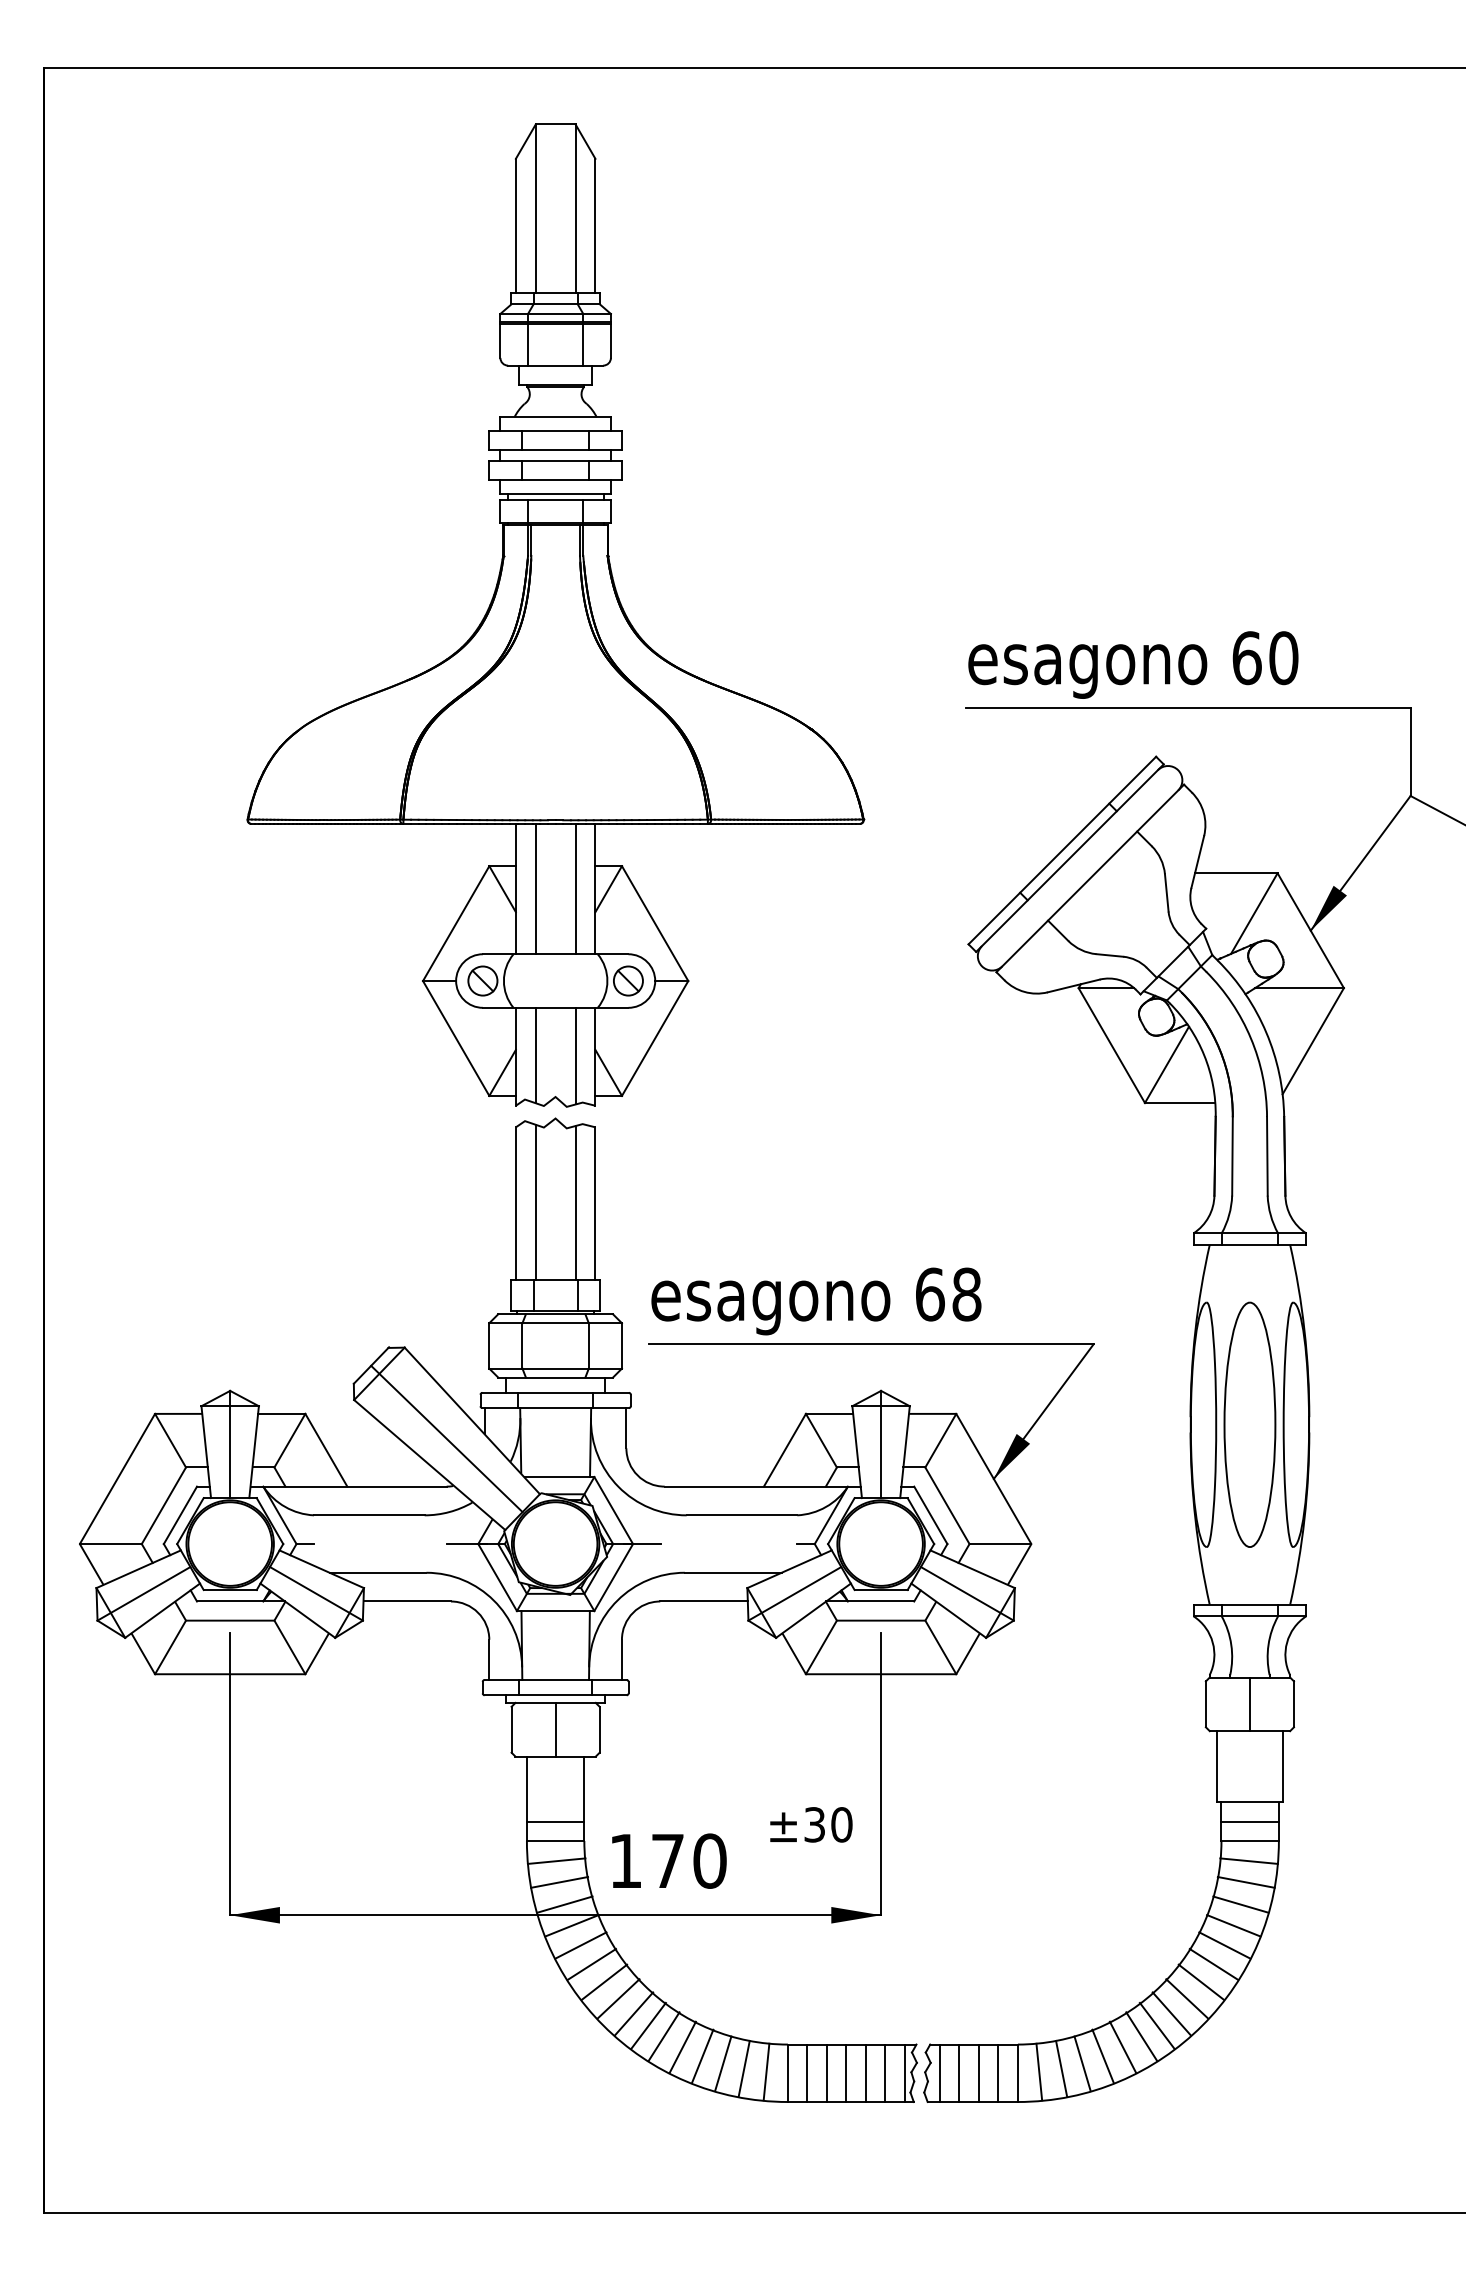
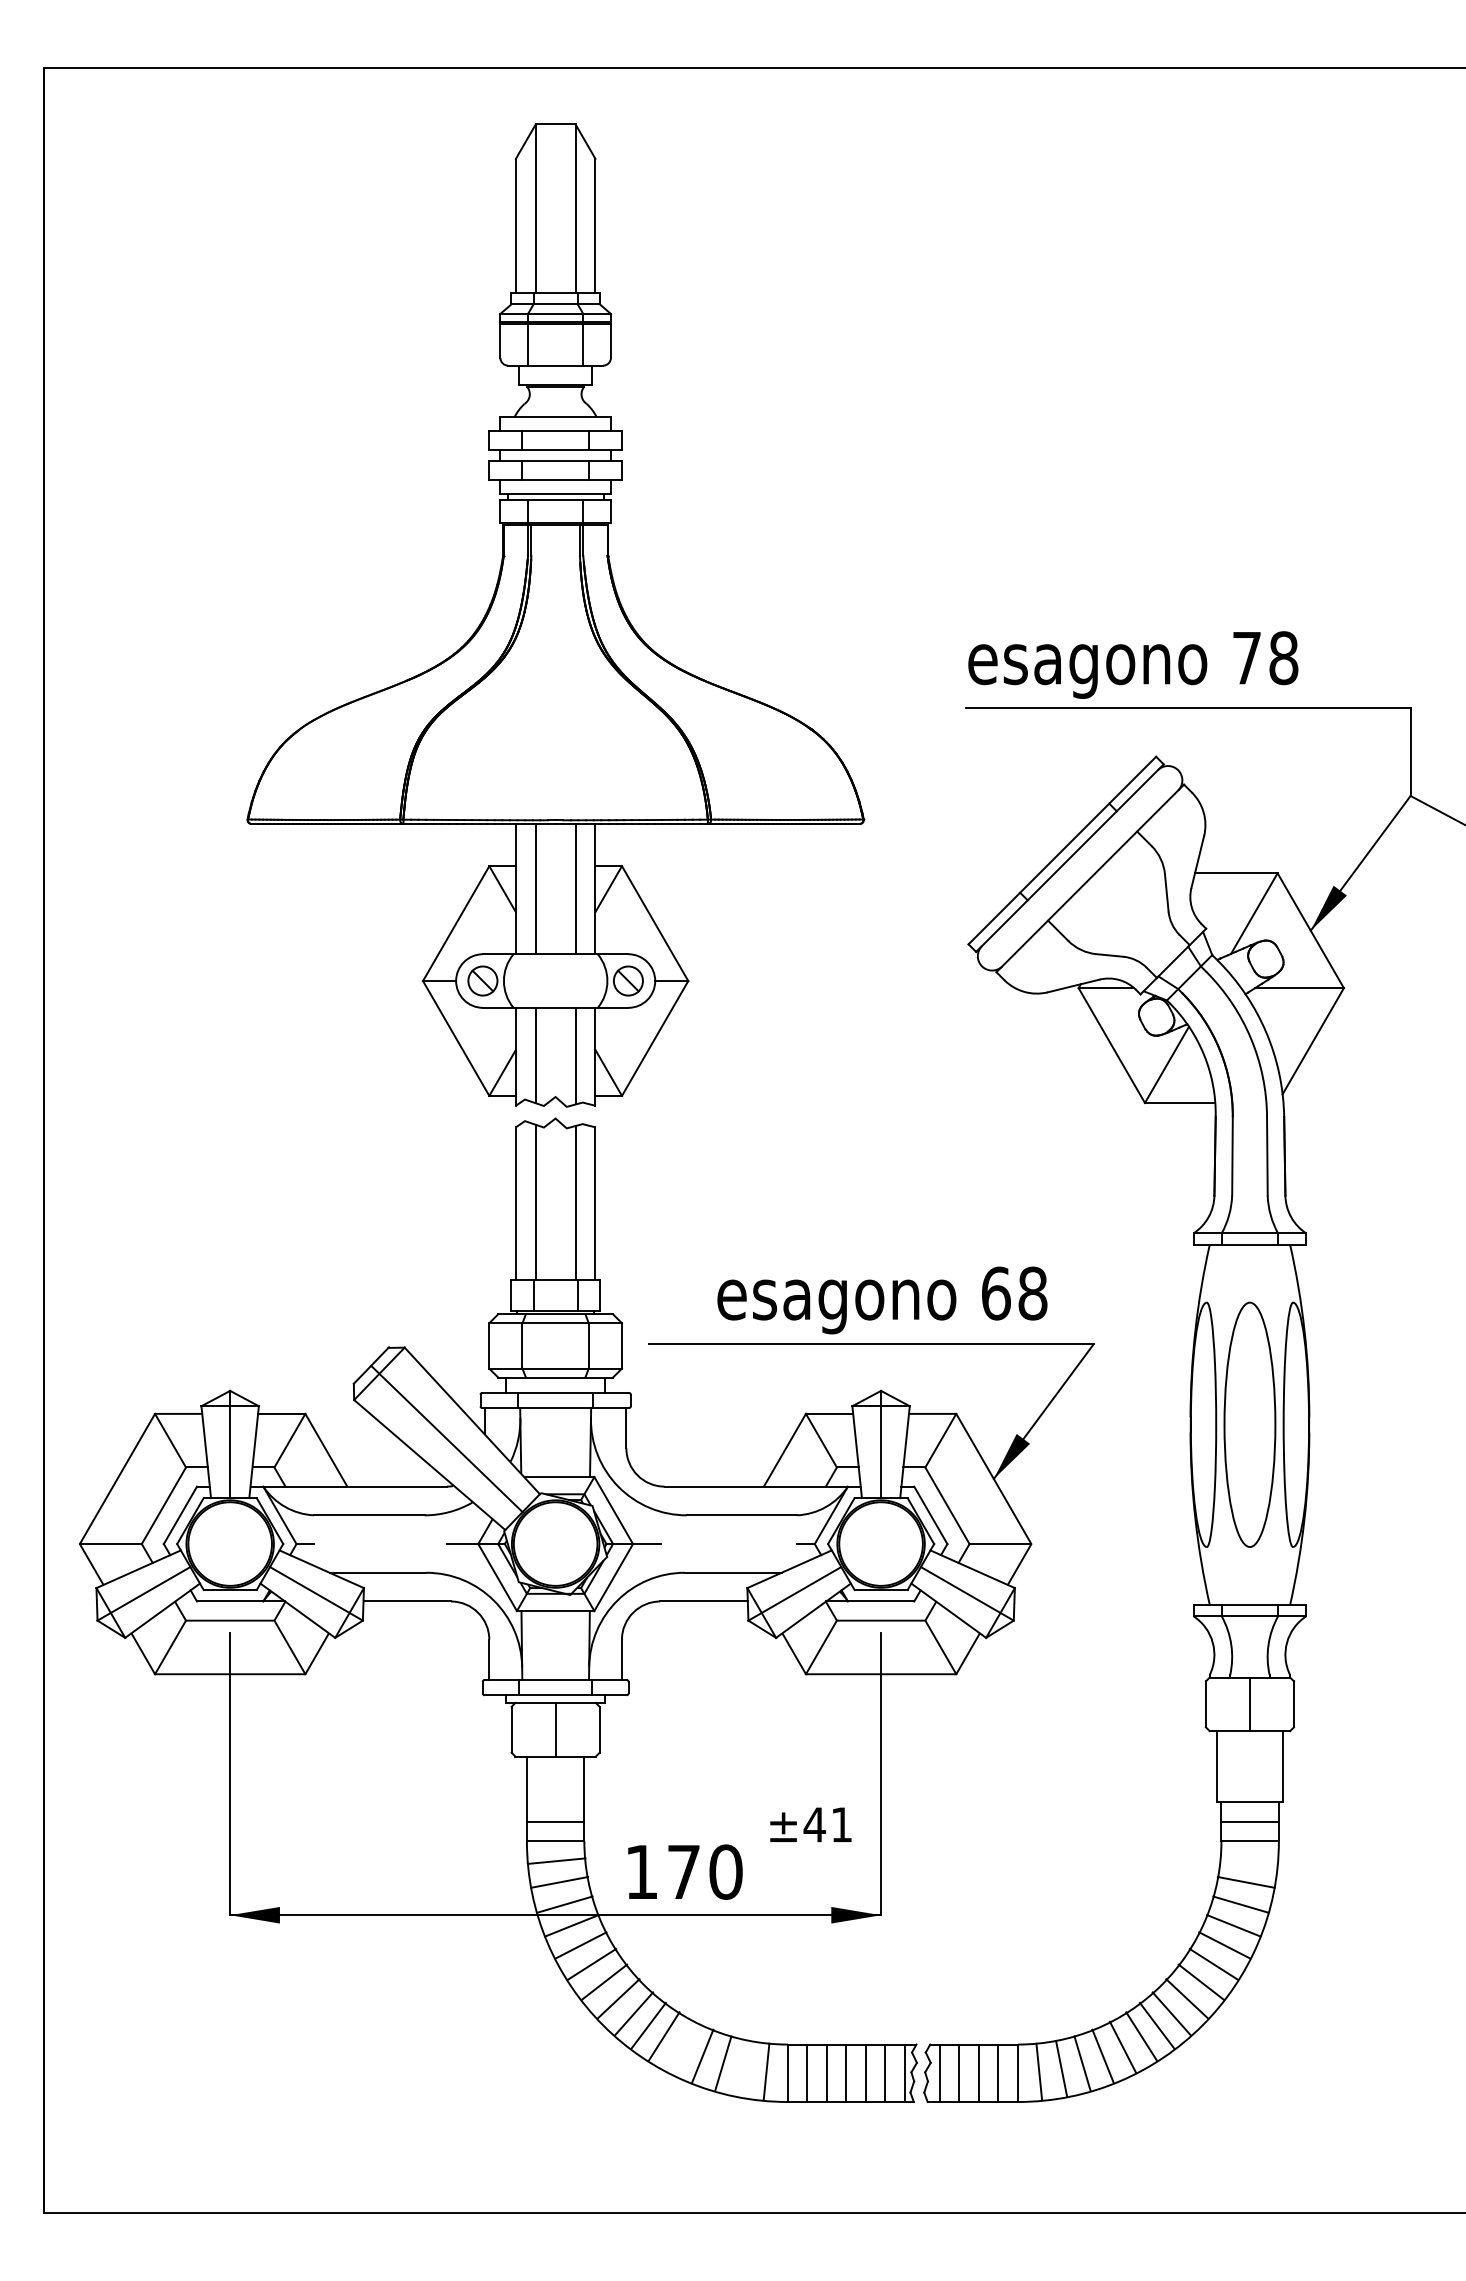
text: 60 -> 78 (1265, 658)
text position: (816, 1301) -> (882, 1300) (882, 1300)
text: ±30 -> ±41 (827, 1824)
text position: (669, 1860) -> (685, 1871) (685, 1871)
line: present -> none (1248, 1860)
line: present -> none (682, 2046)
line: present -> none (743, 2068)
